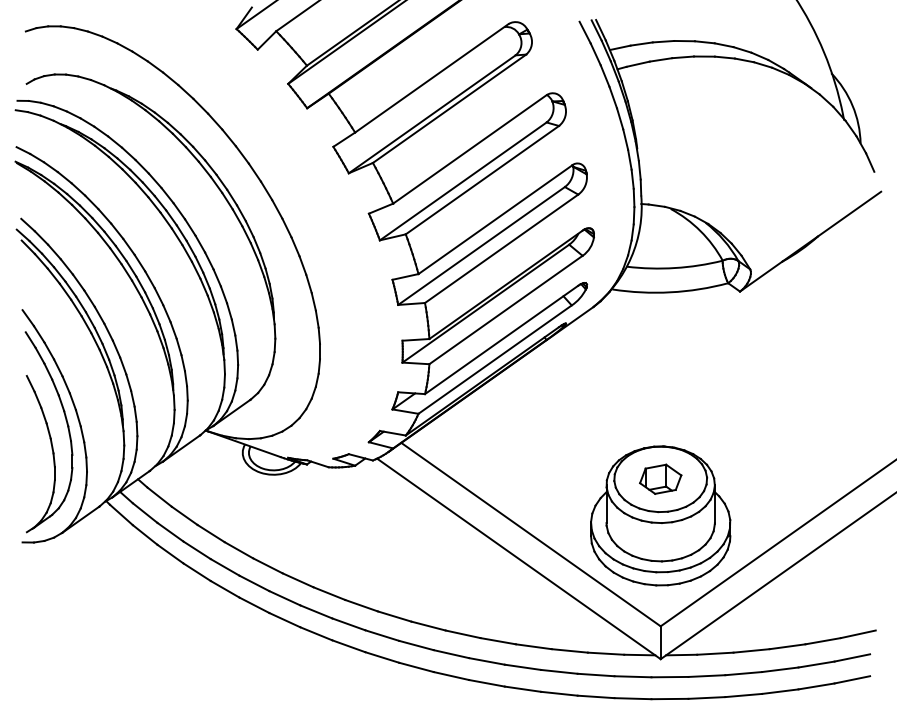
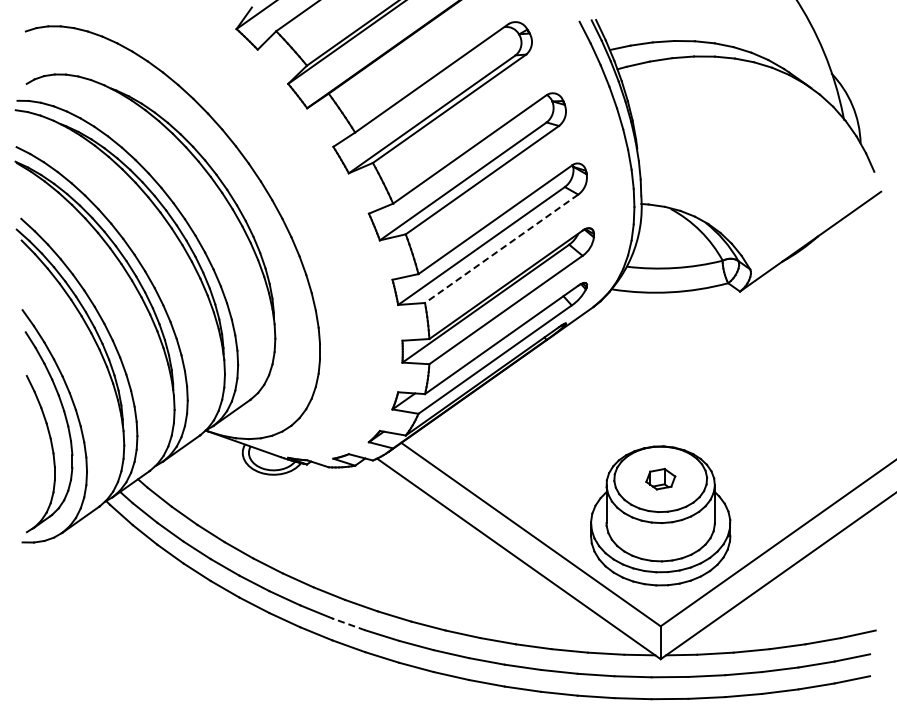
line: solid -> dashed (501, 248)
part size: 44x32 px -> 32x23 px (660, 479)
line: solid -> dashed (348, 624)
